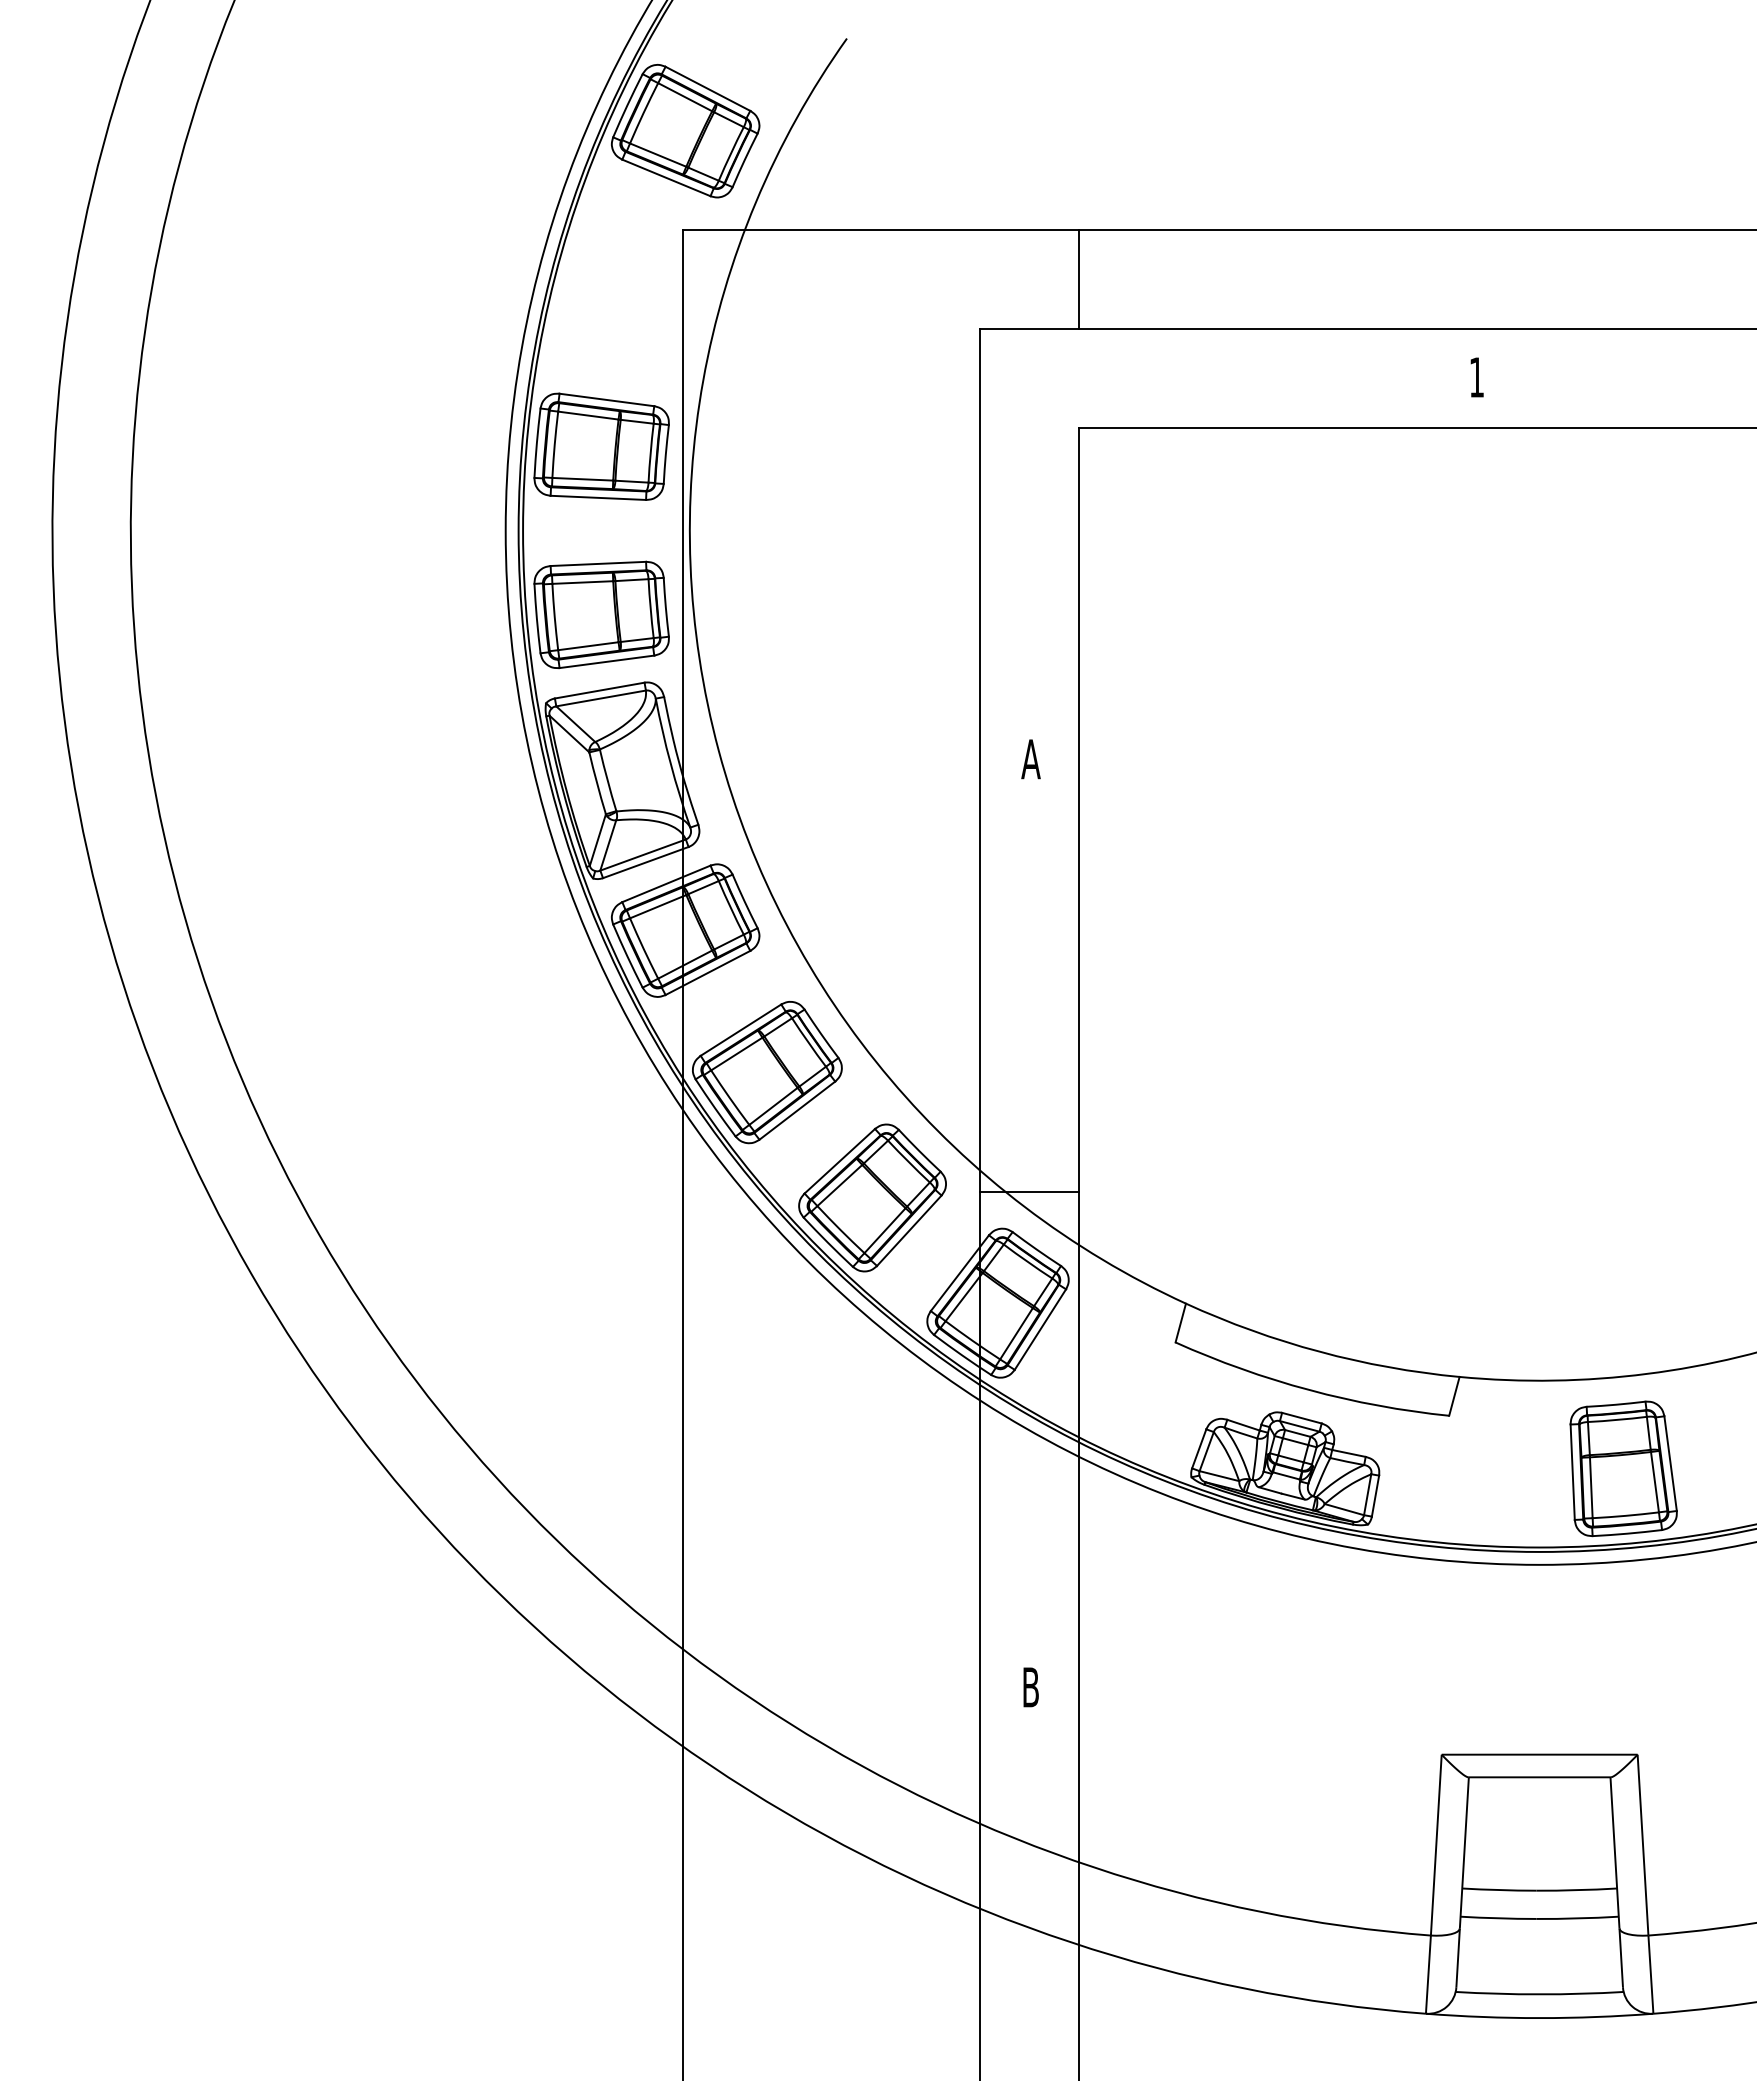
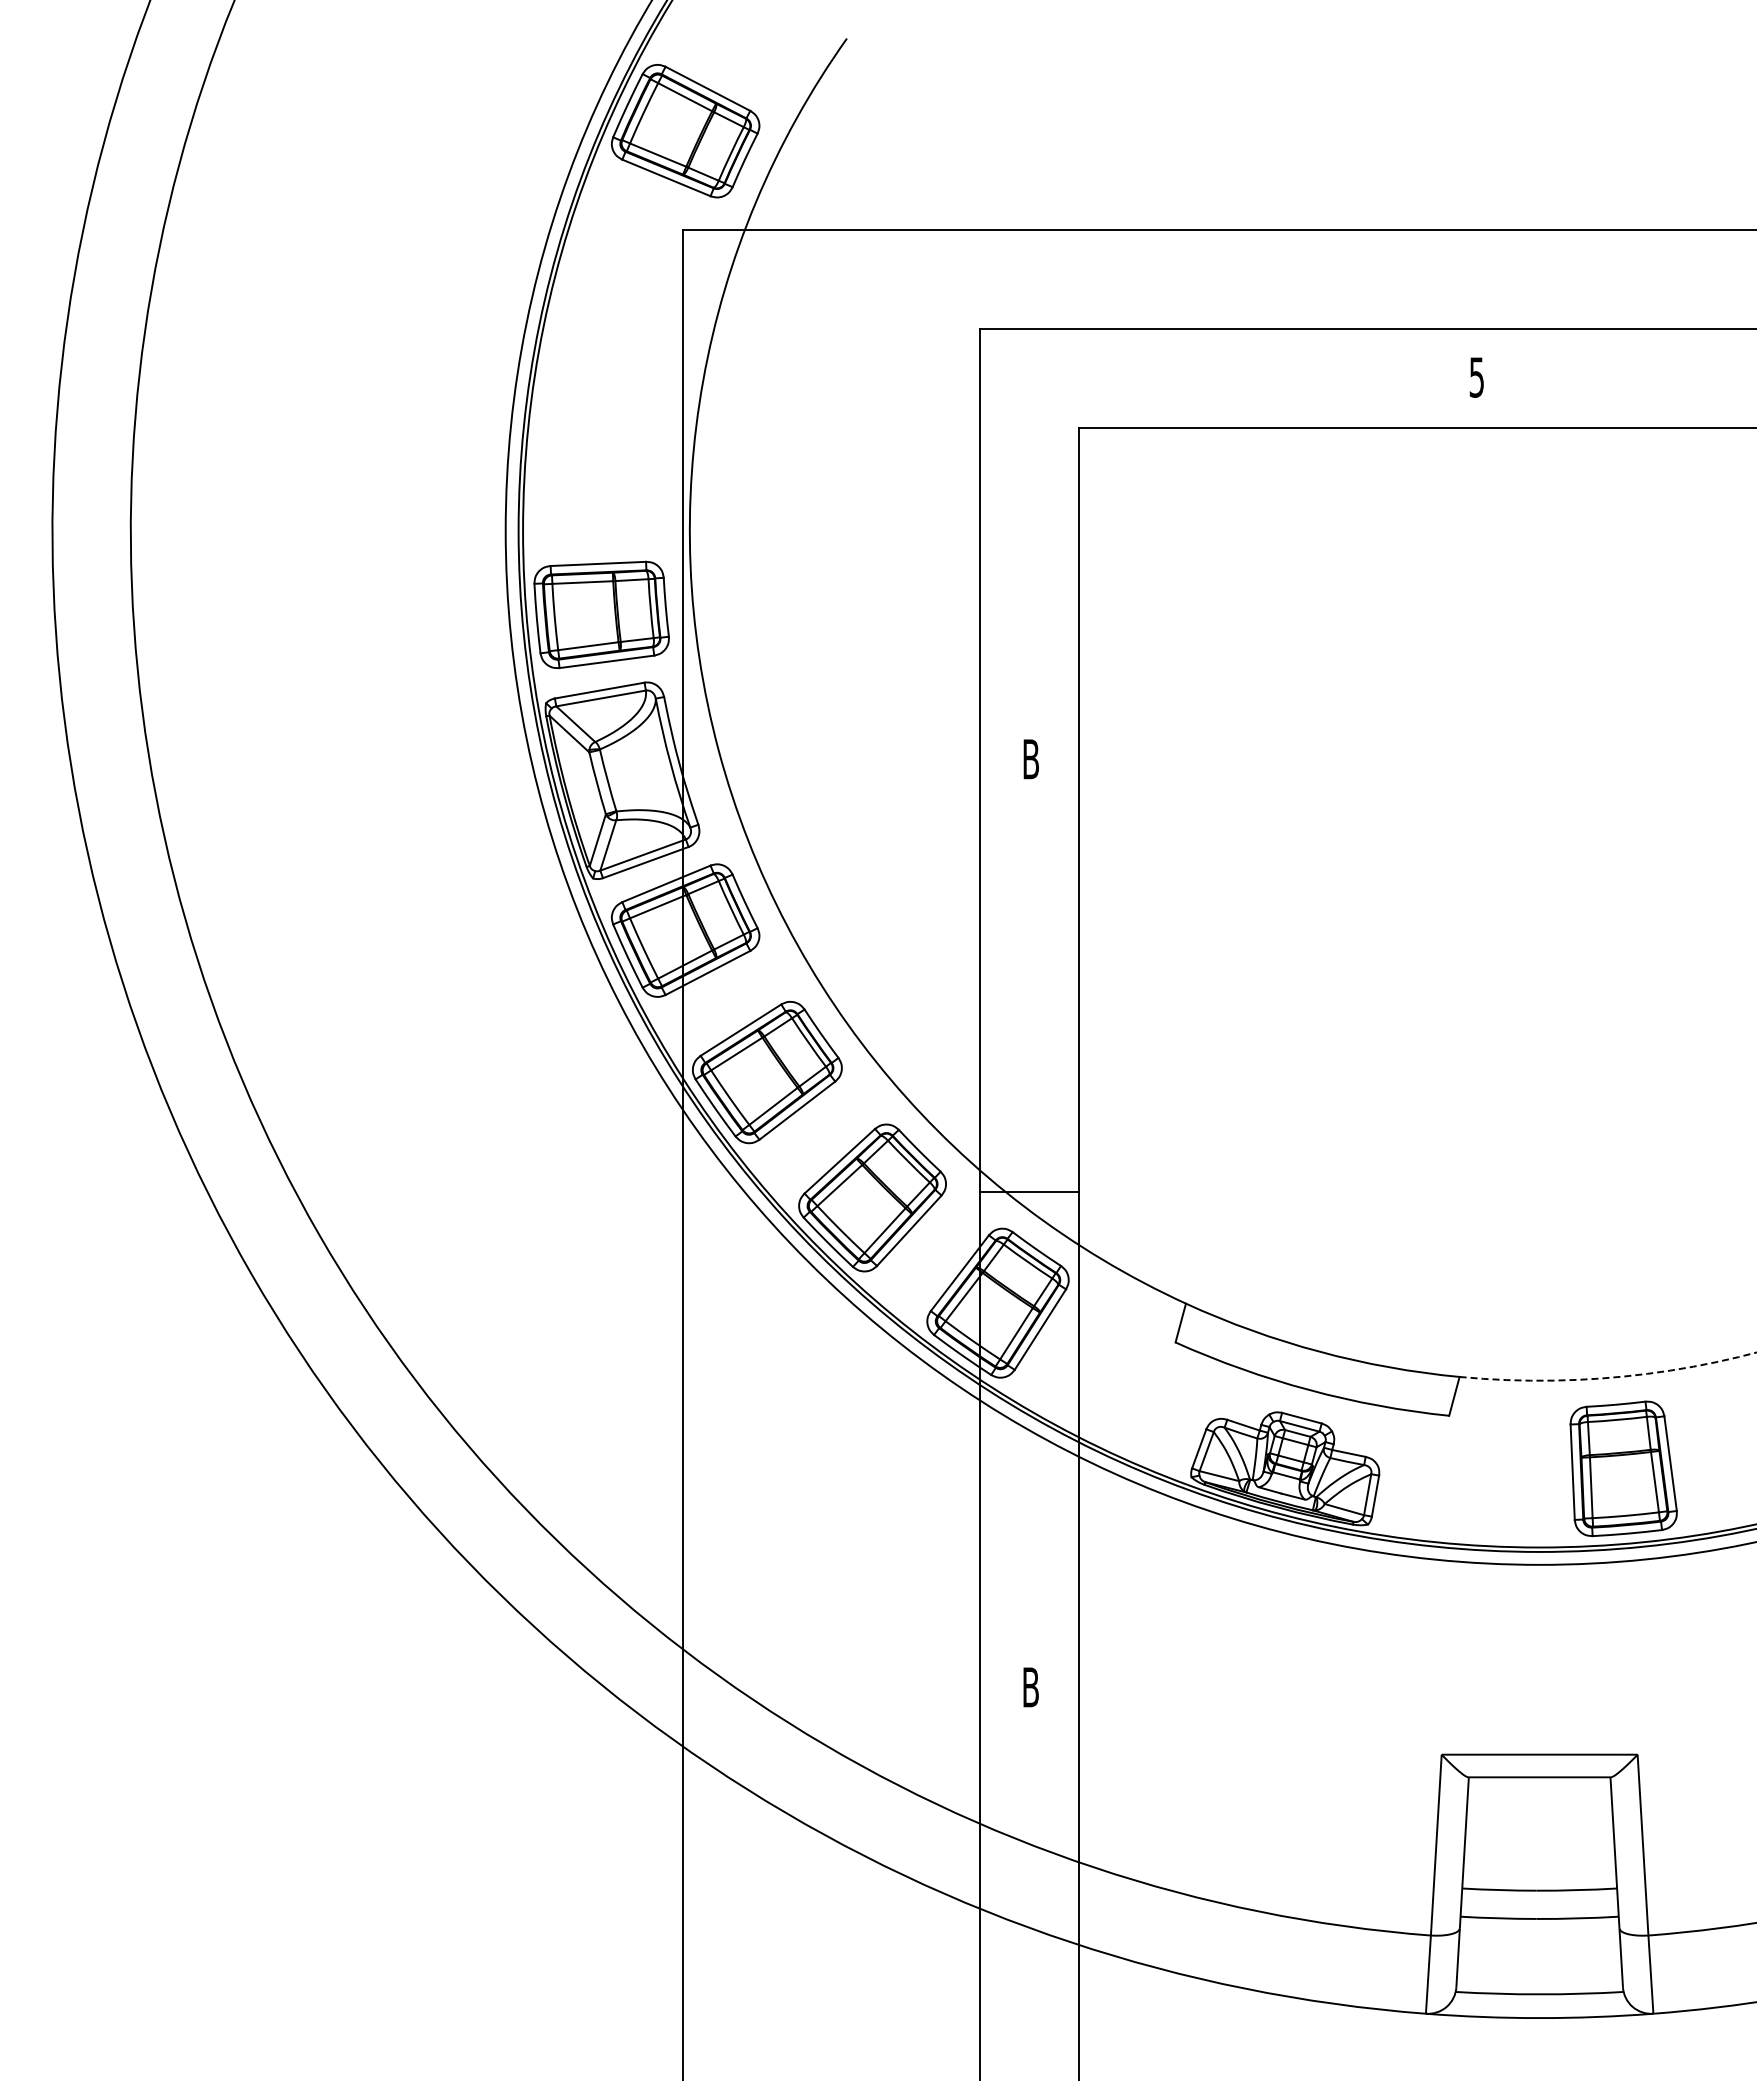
line: present -> none (1079, 278)
text: 1 -> 5 (1476, 377)
part: present -> none (601, 446)
text: A -> B (1030, 759)
arc: solid -> dashed (1610, 1377)
